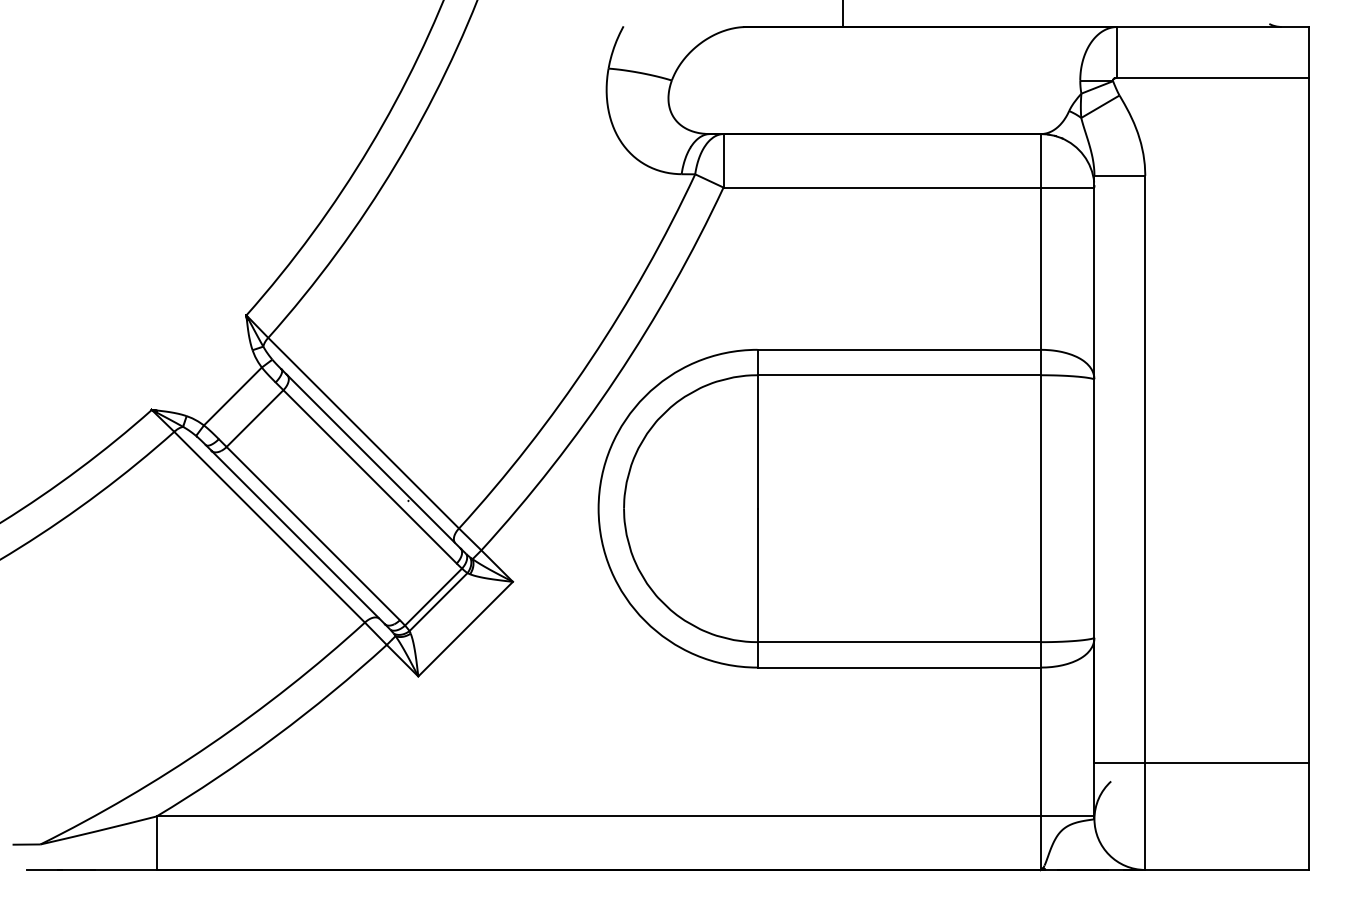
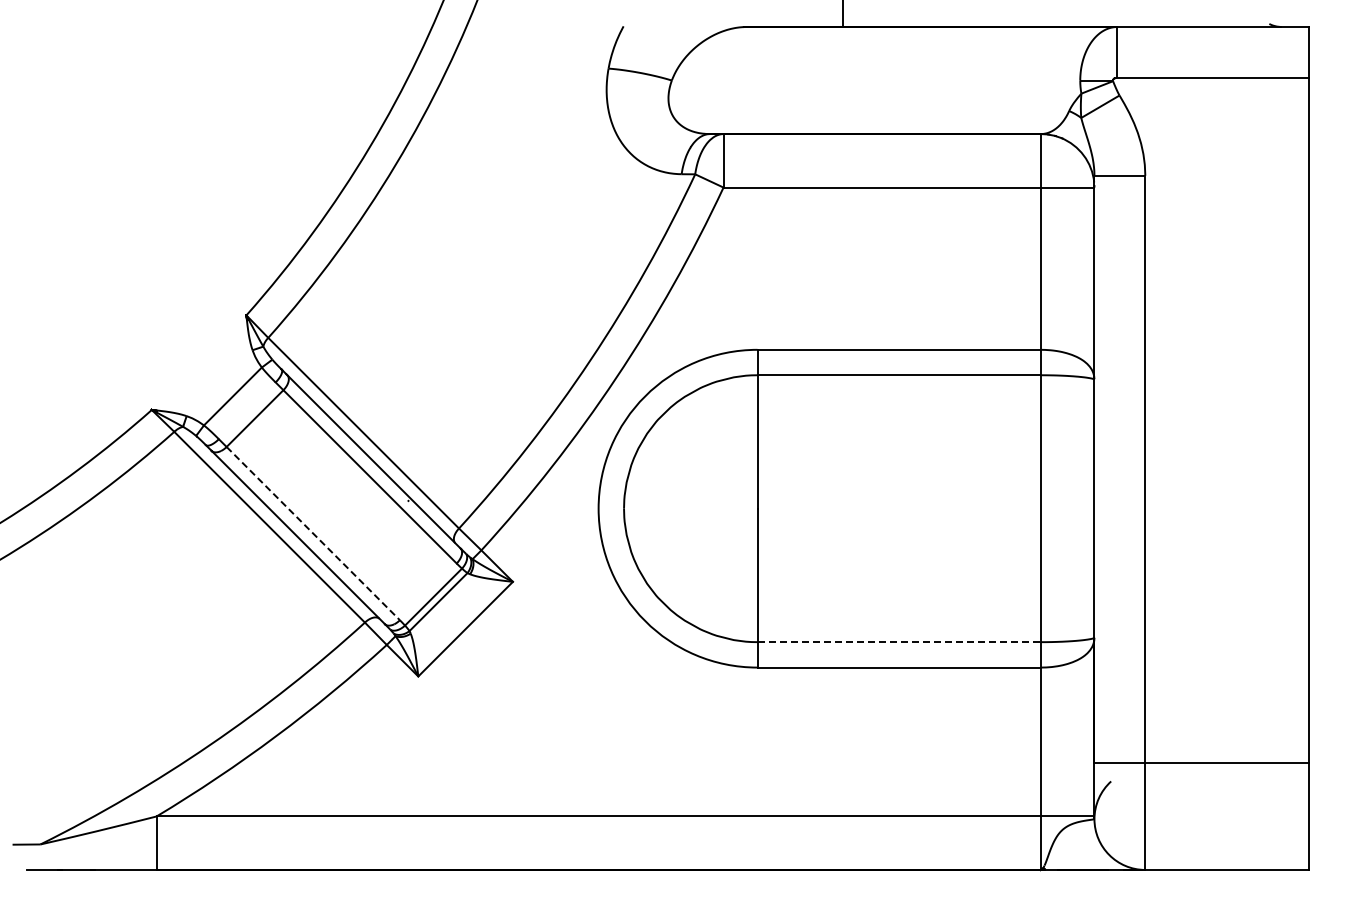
line: solid -> dashed (313, 533)
line: solid -> dashed (899, 642)
